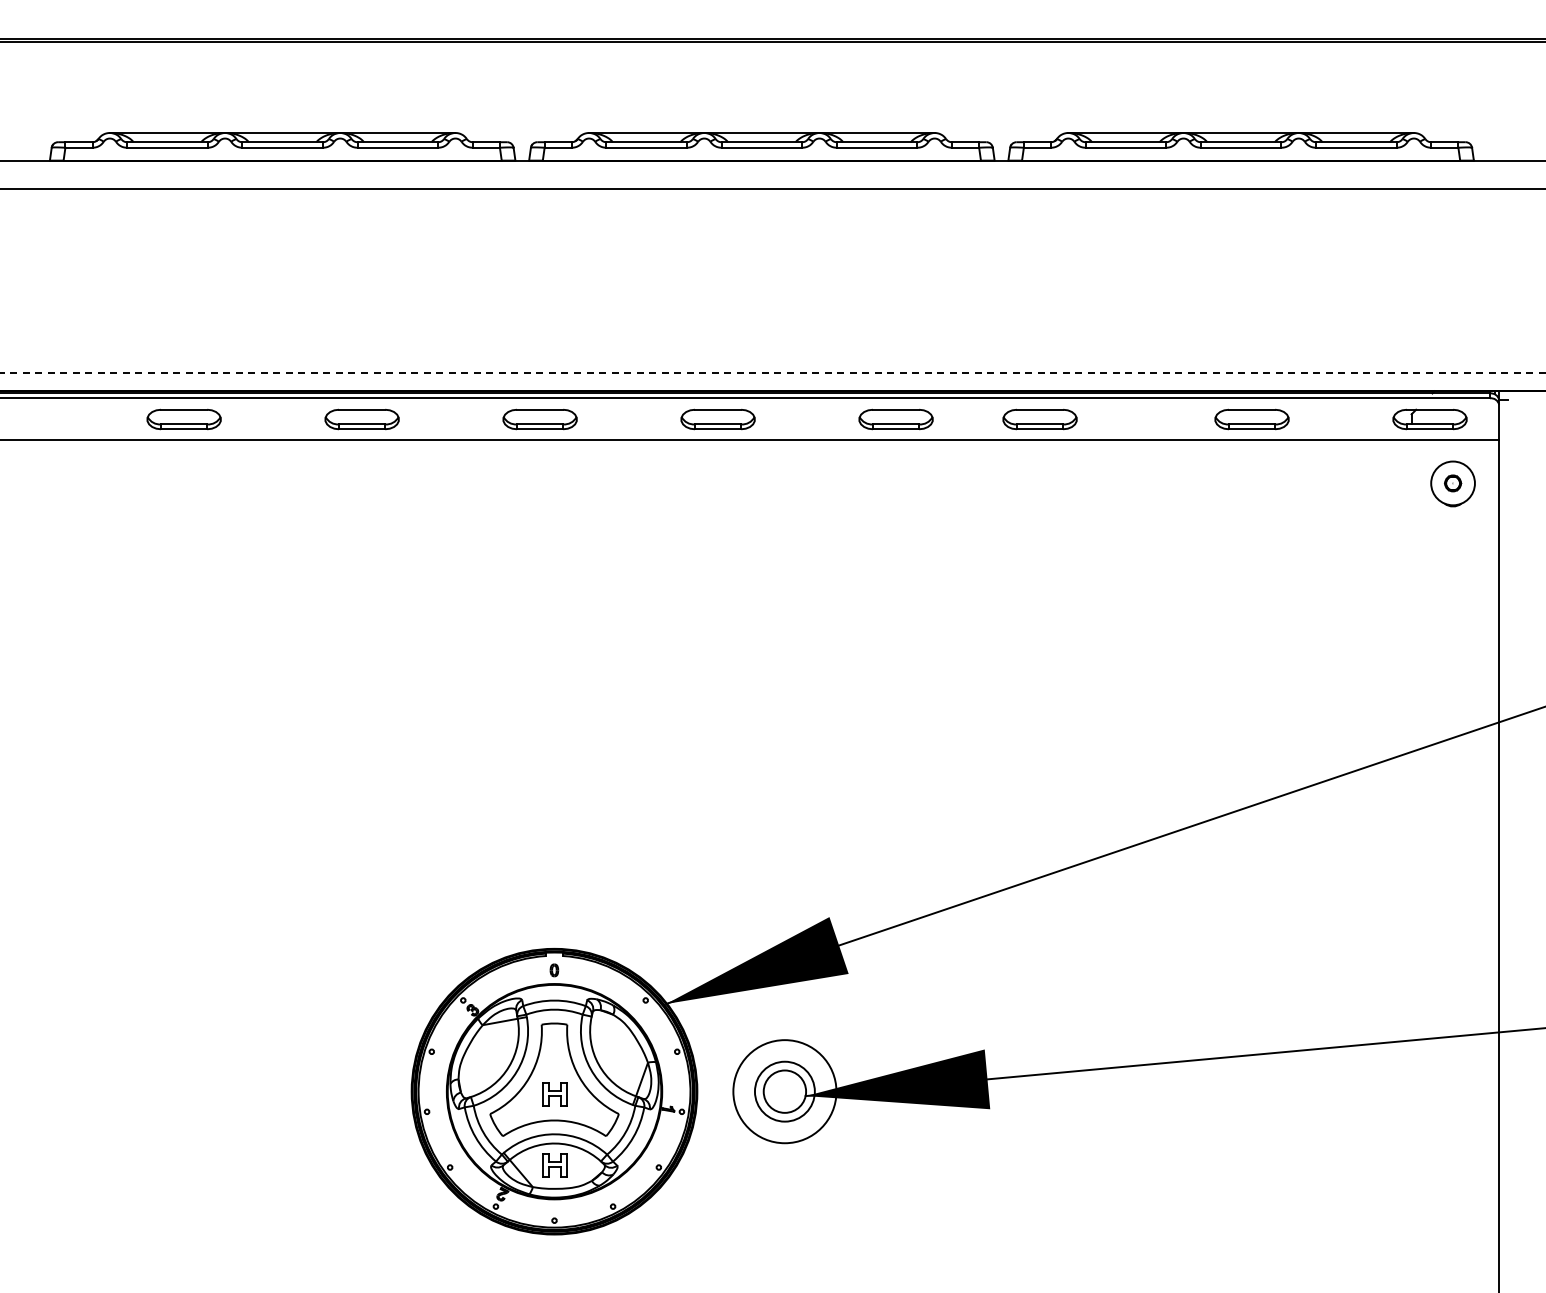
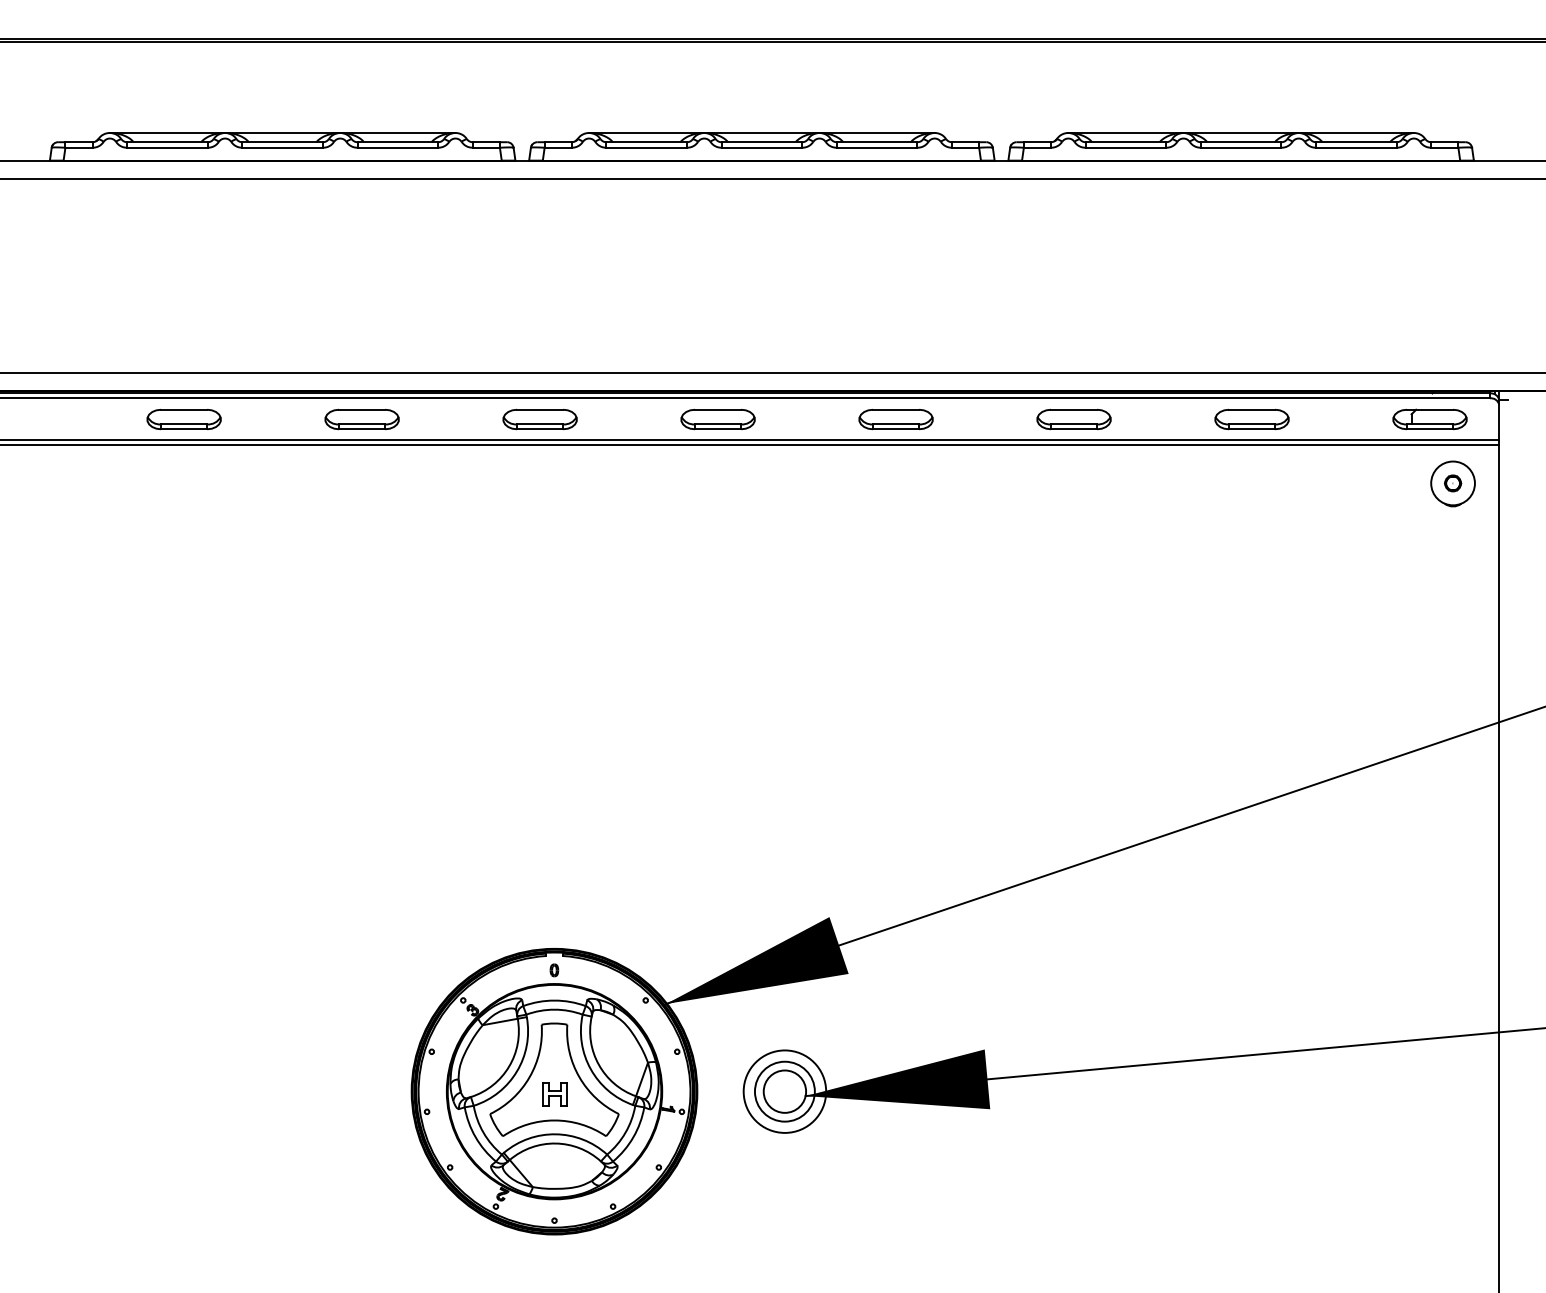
line position: (772, 189) -> (772, 179) (772, 179)
line: dashed -> solid (772, 372)
part position: (1039, 419) -> (1073, 419) (1073, 419)
line: none -> present (750, 445)
circle diameter: 103 px -> 82 px (784, 1091)
part: present -> none (554, 1165)
